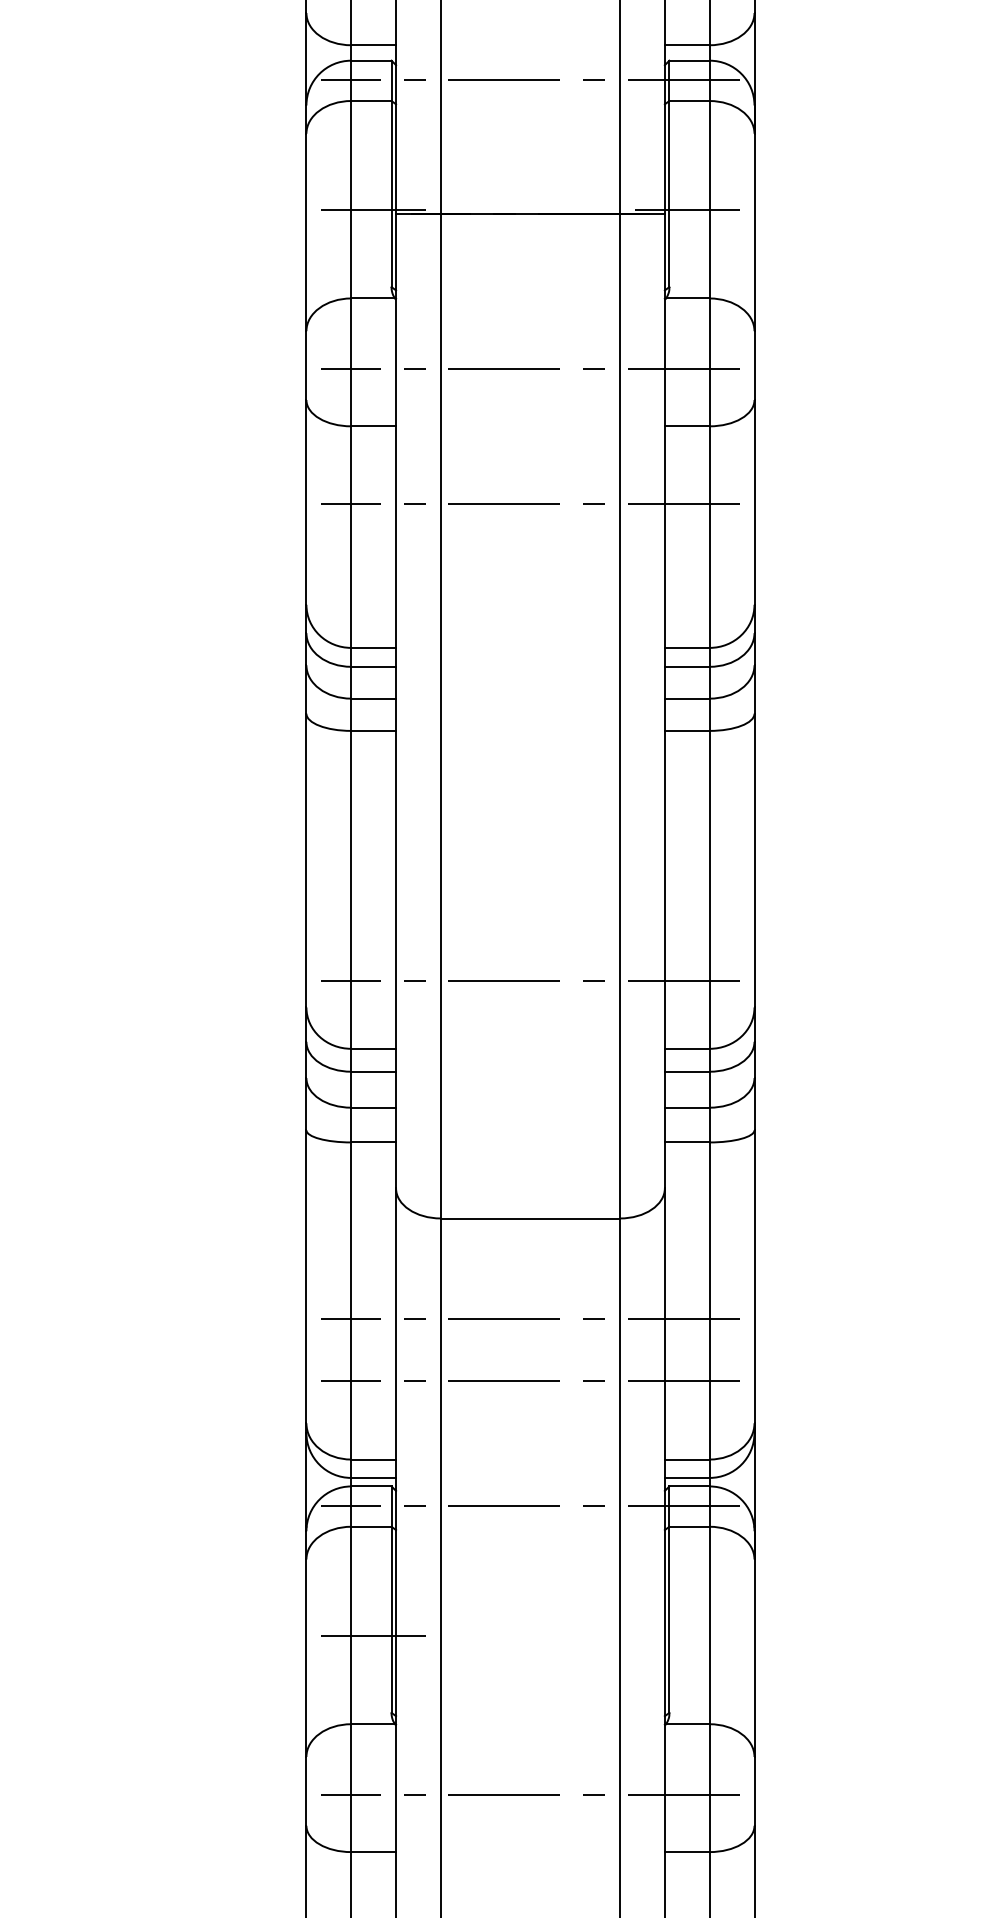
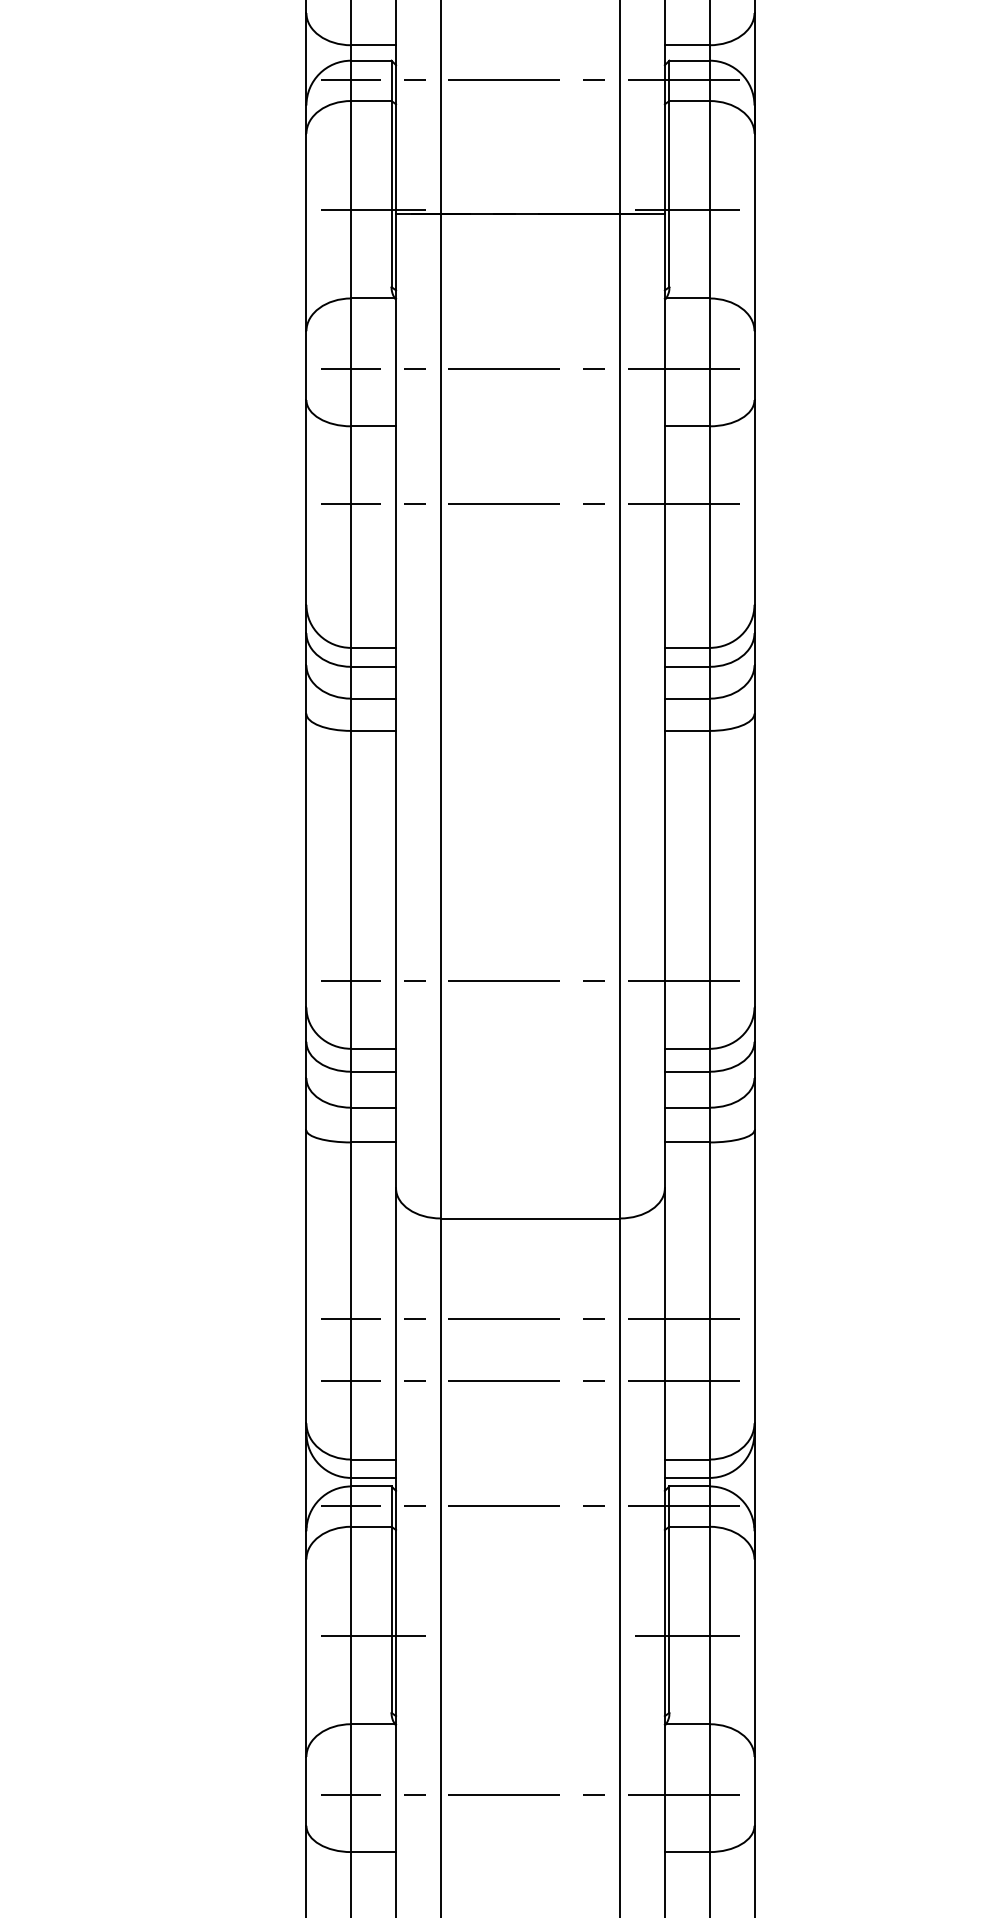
line: none -> present (687, 1635)
